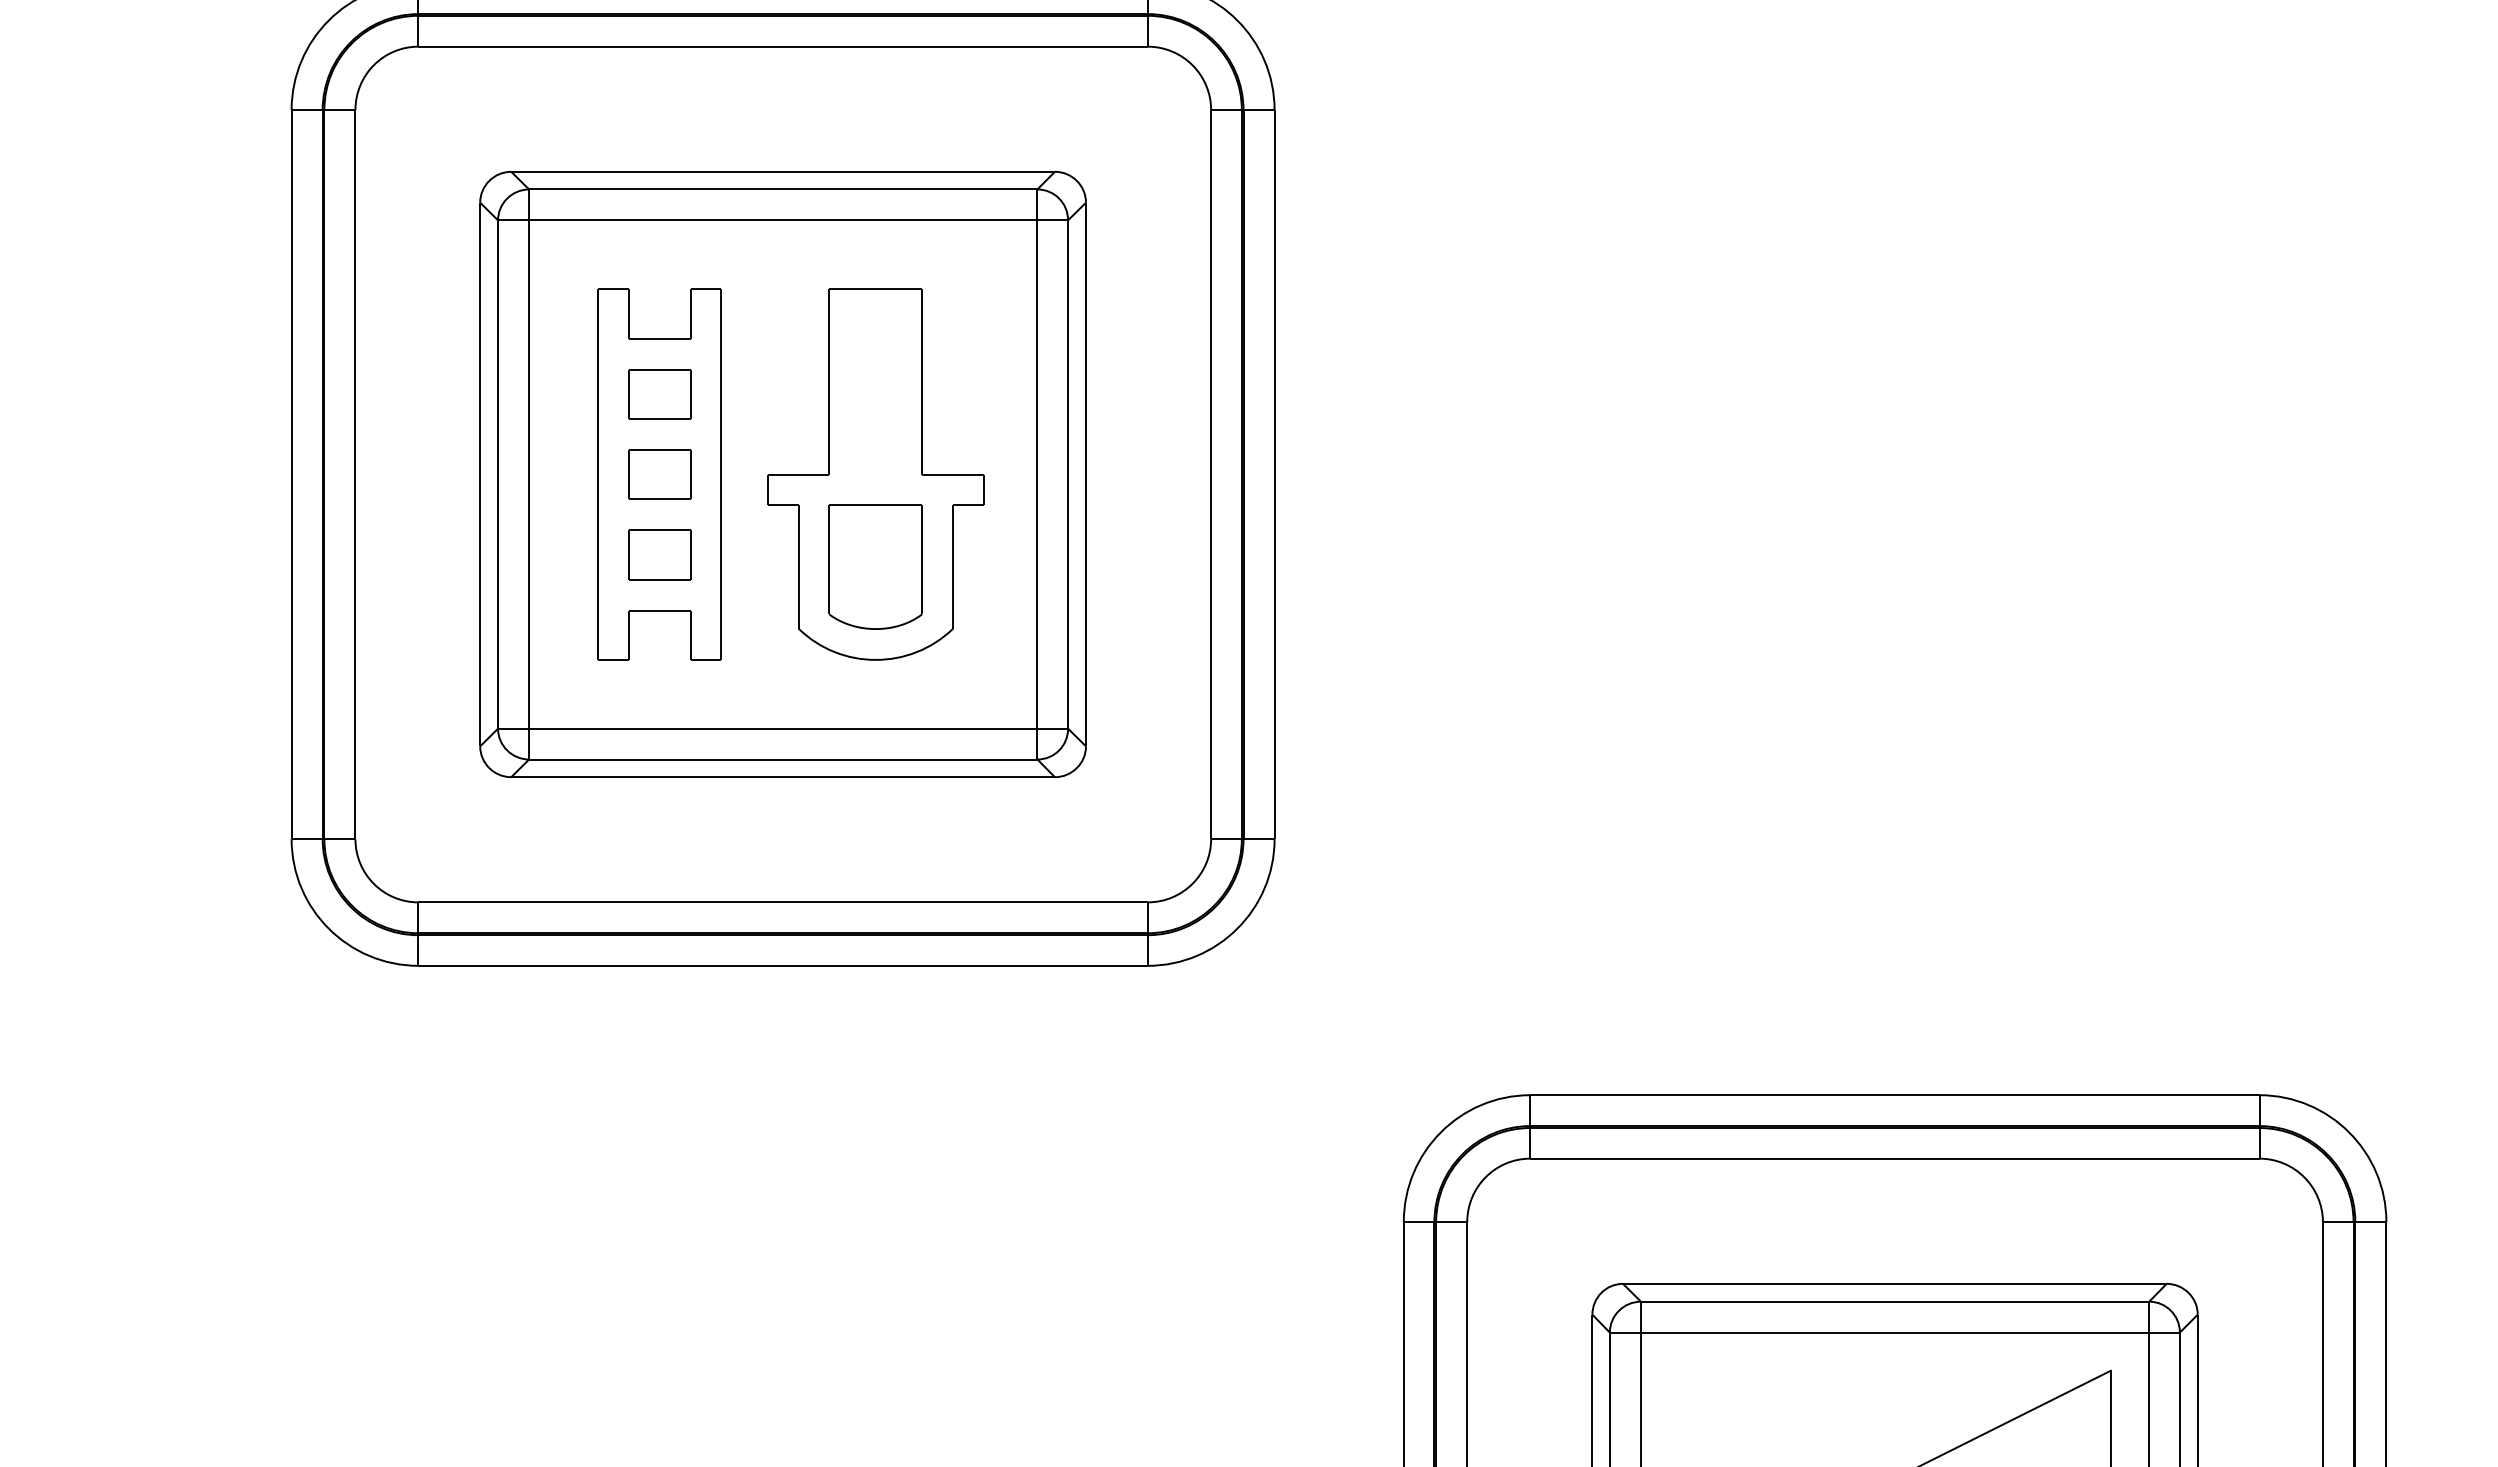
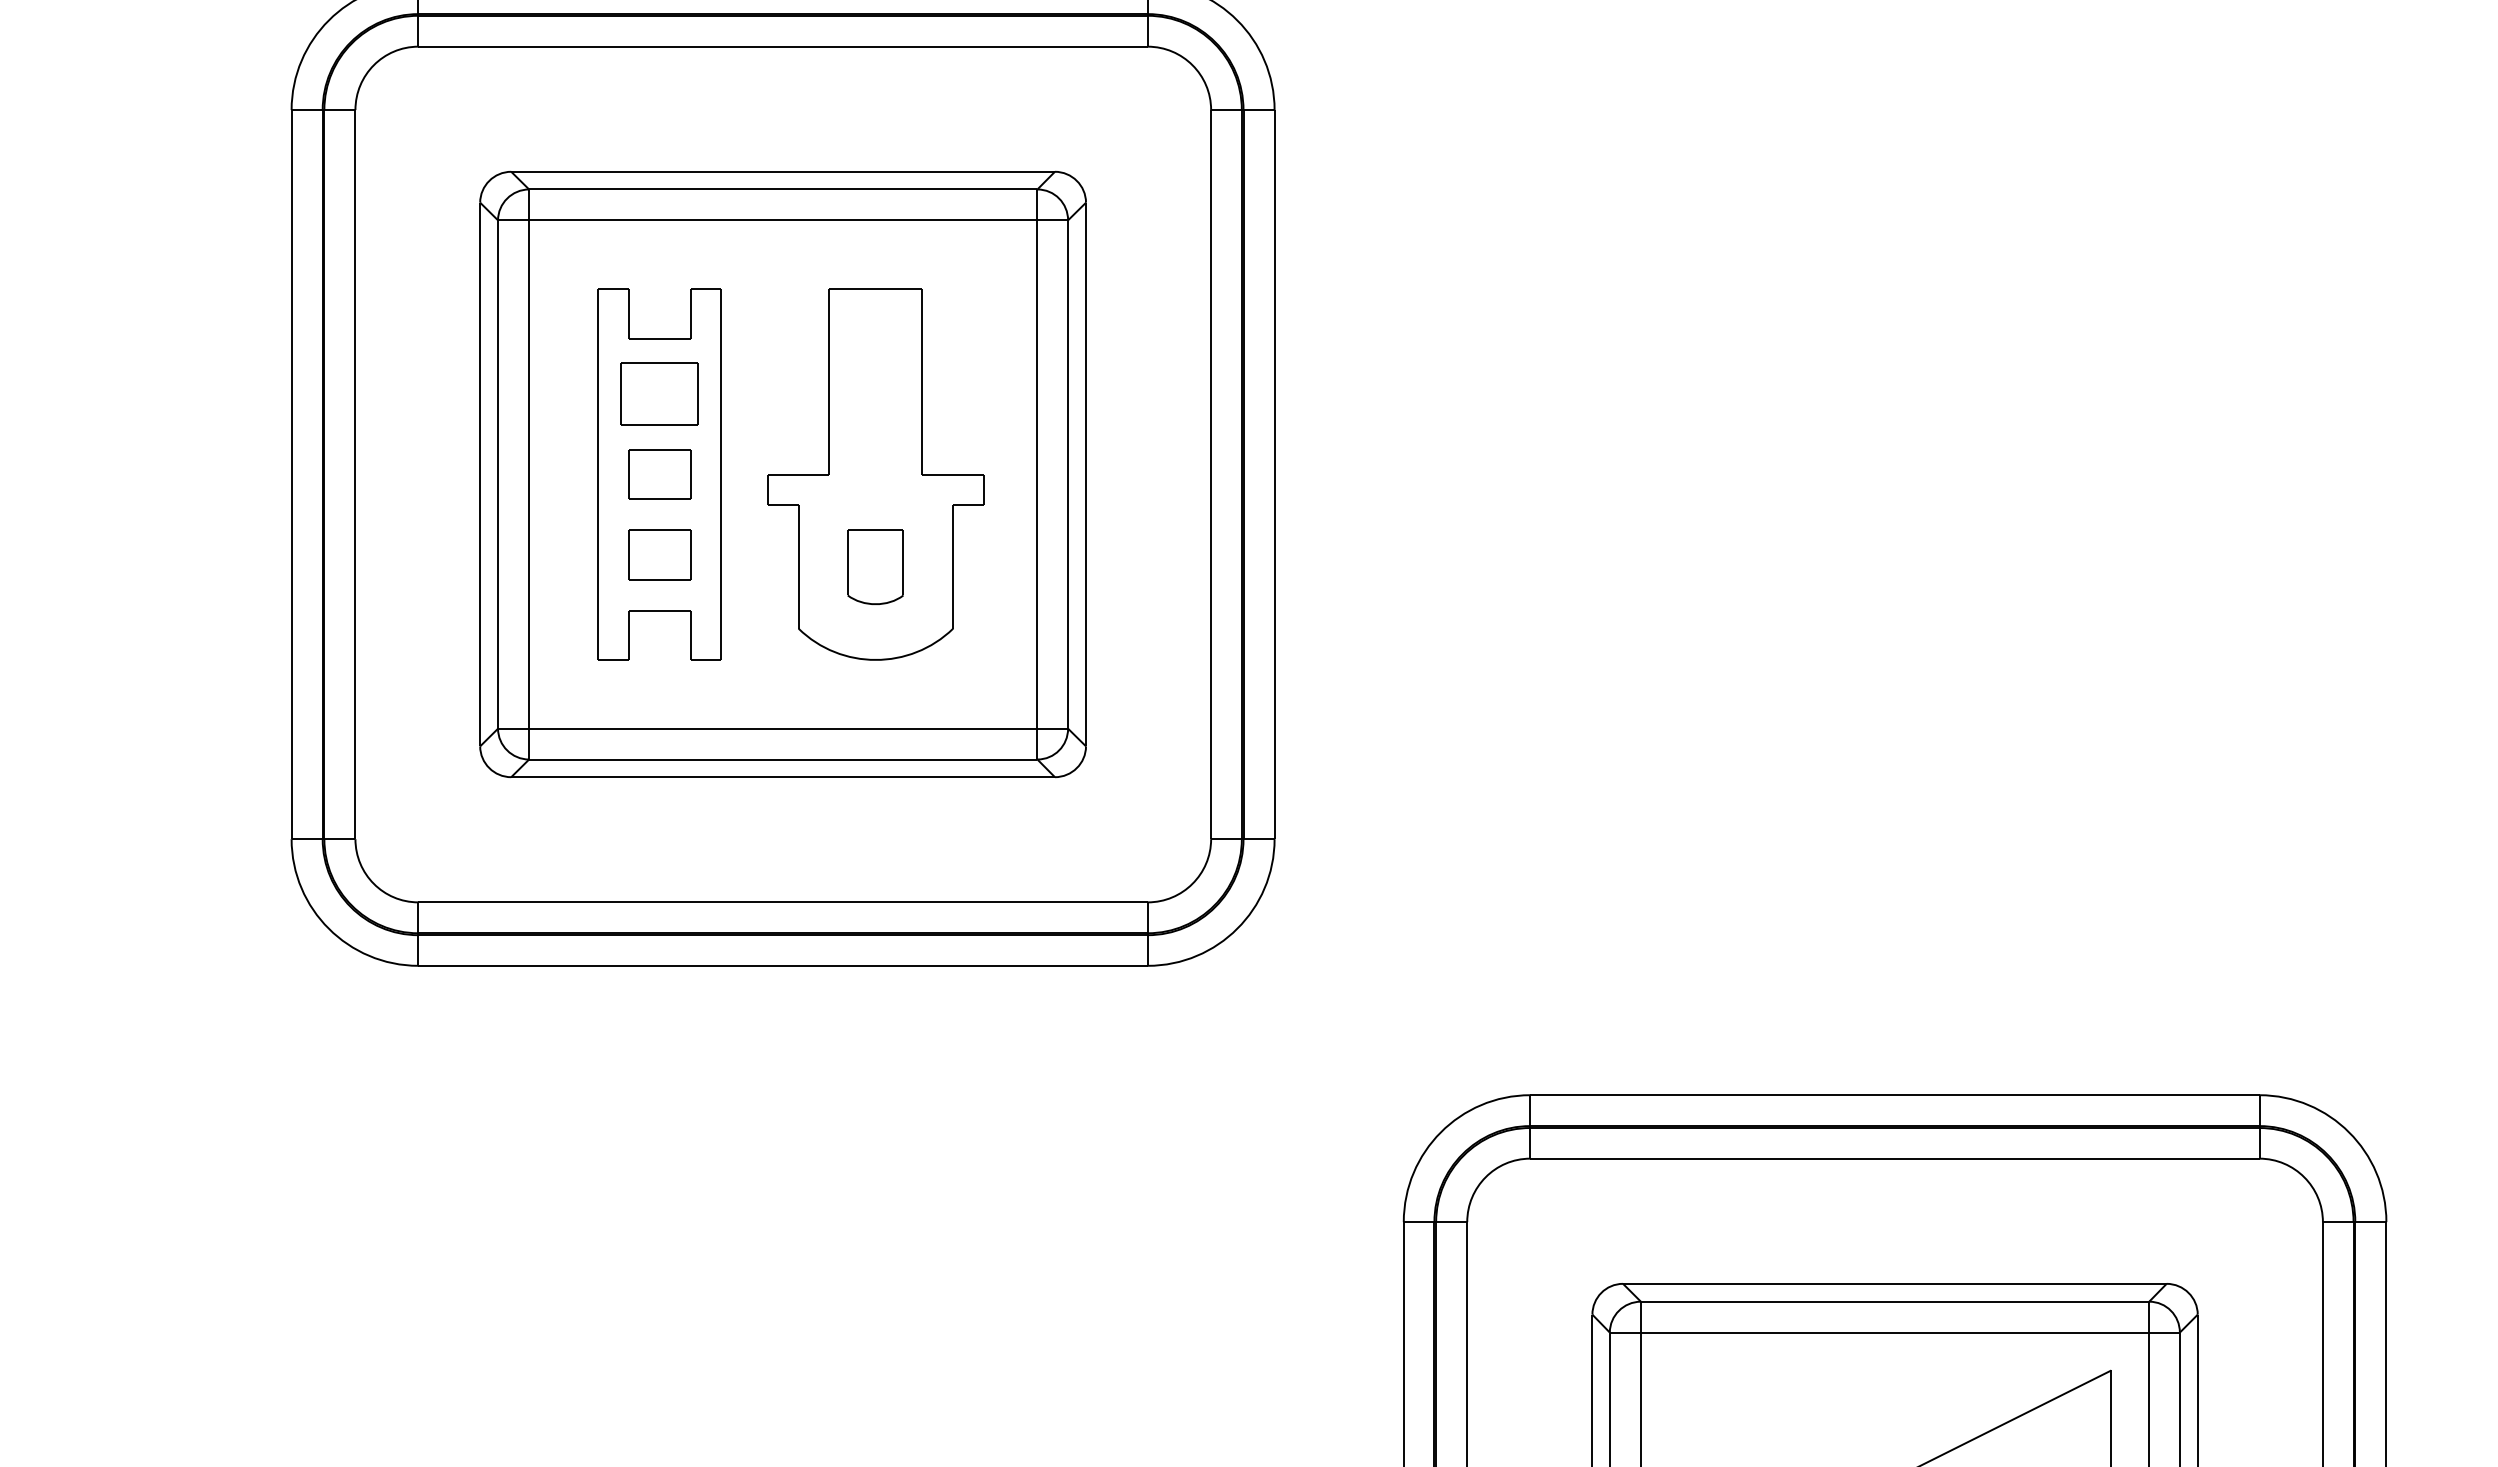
part size: 64x51 px -> 79x64 px (659, 393)
part size: 95x126 px -> 57x76 px (875, 566)
